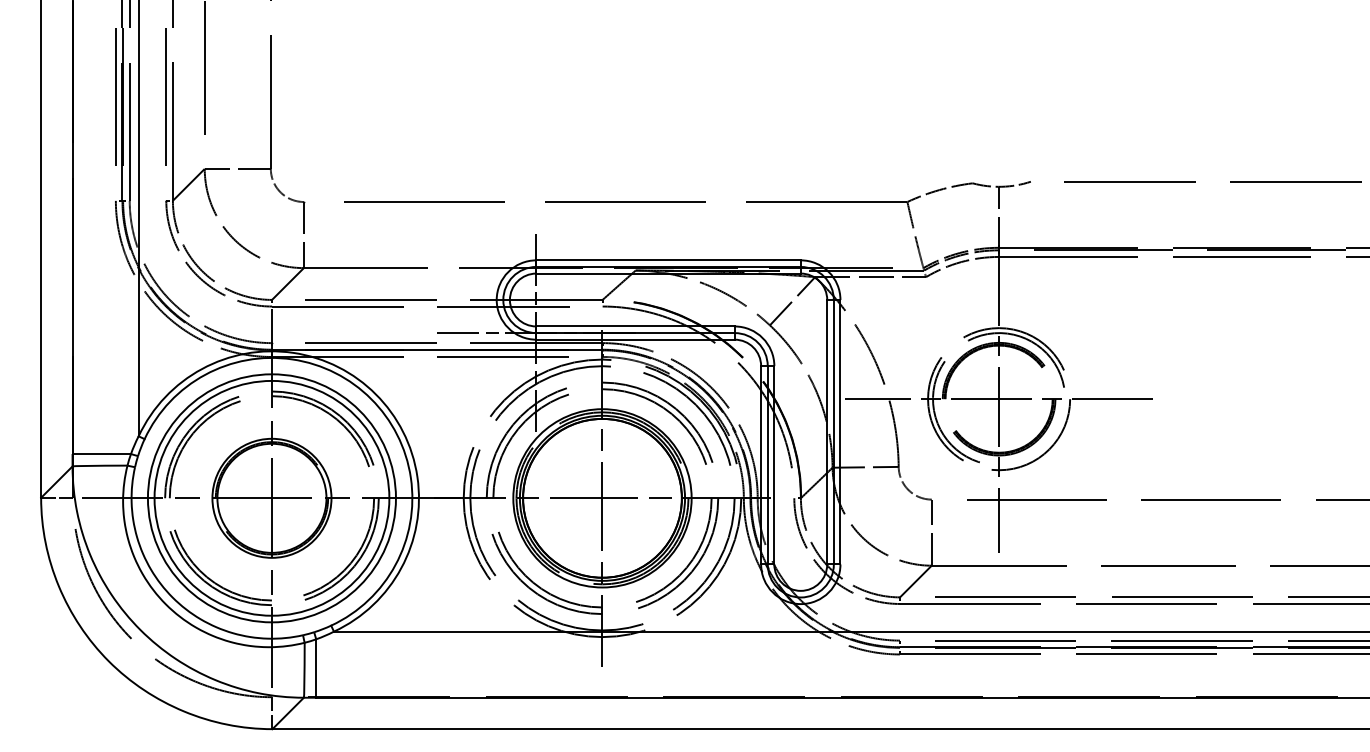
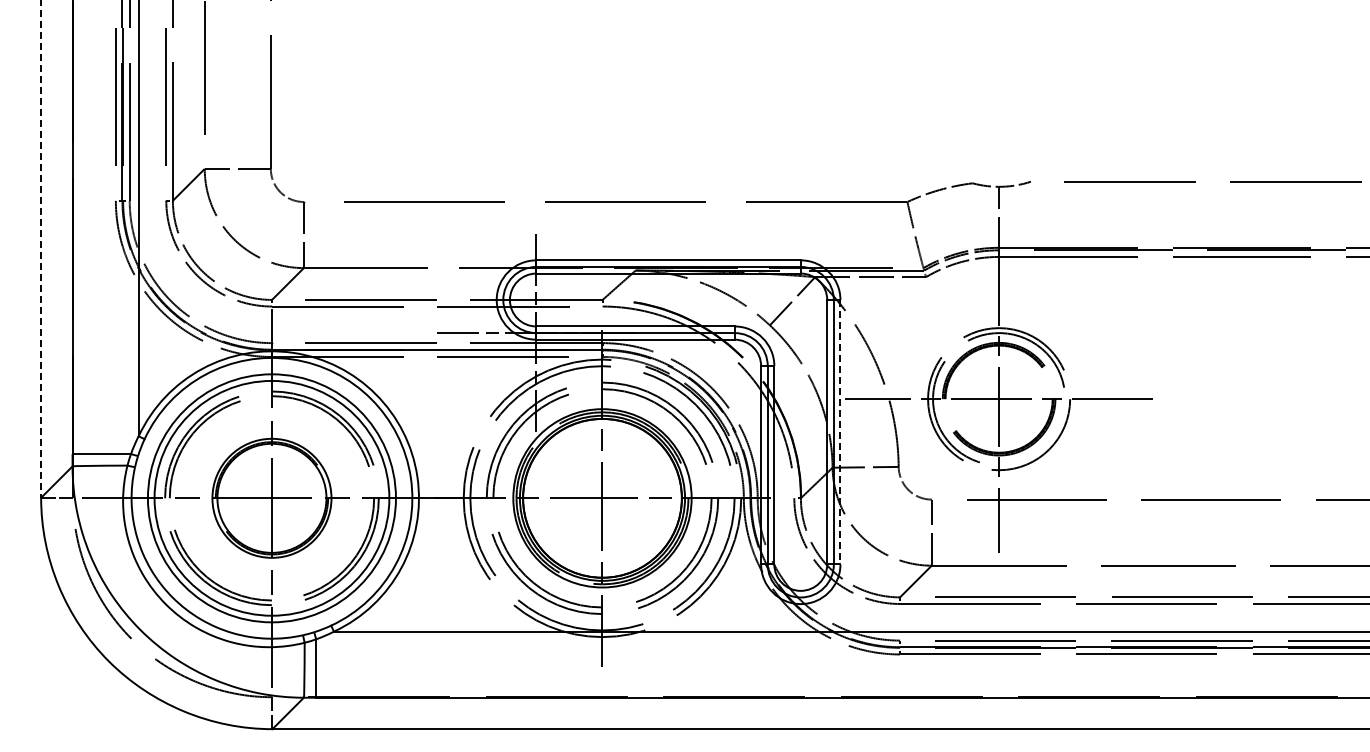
line: solid -> dashed (41, 249)
line: solid -> dashed (840, 432)
